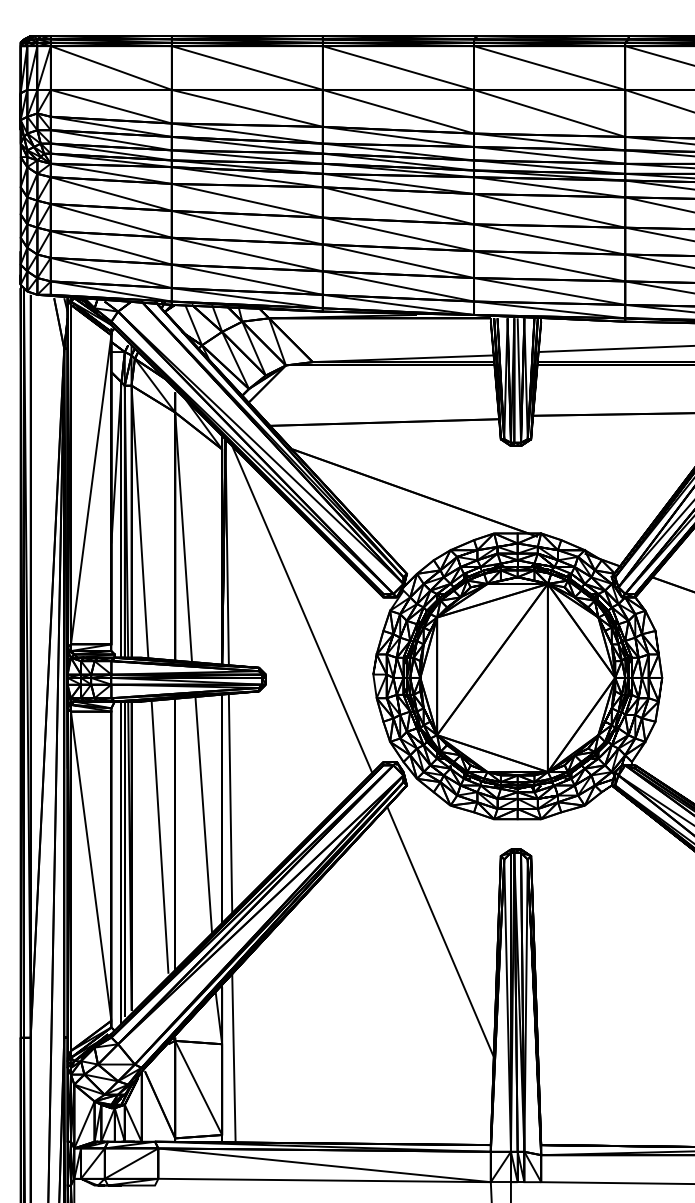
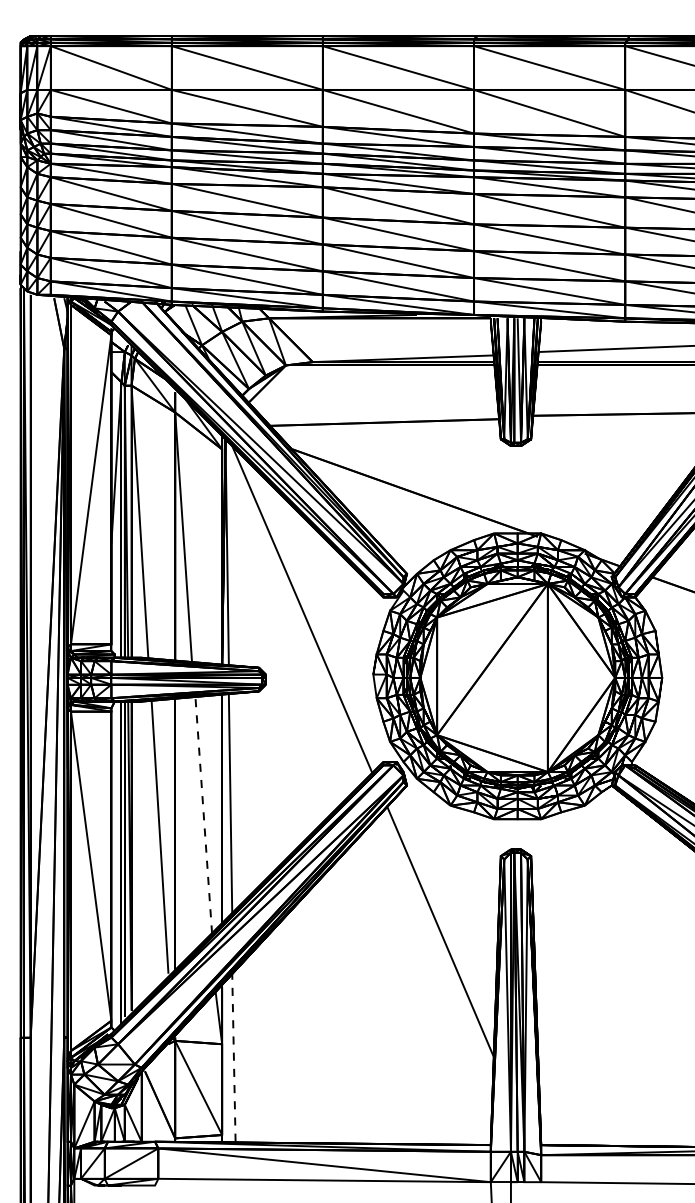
line: solid -> dashed (203, 814)
line: solid -> dashed (233, 1057)
